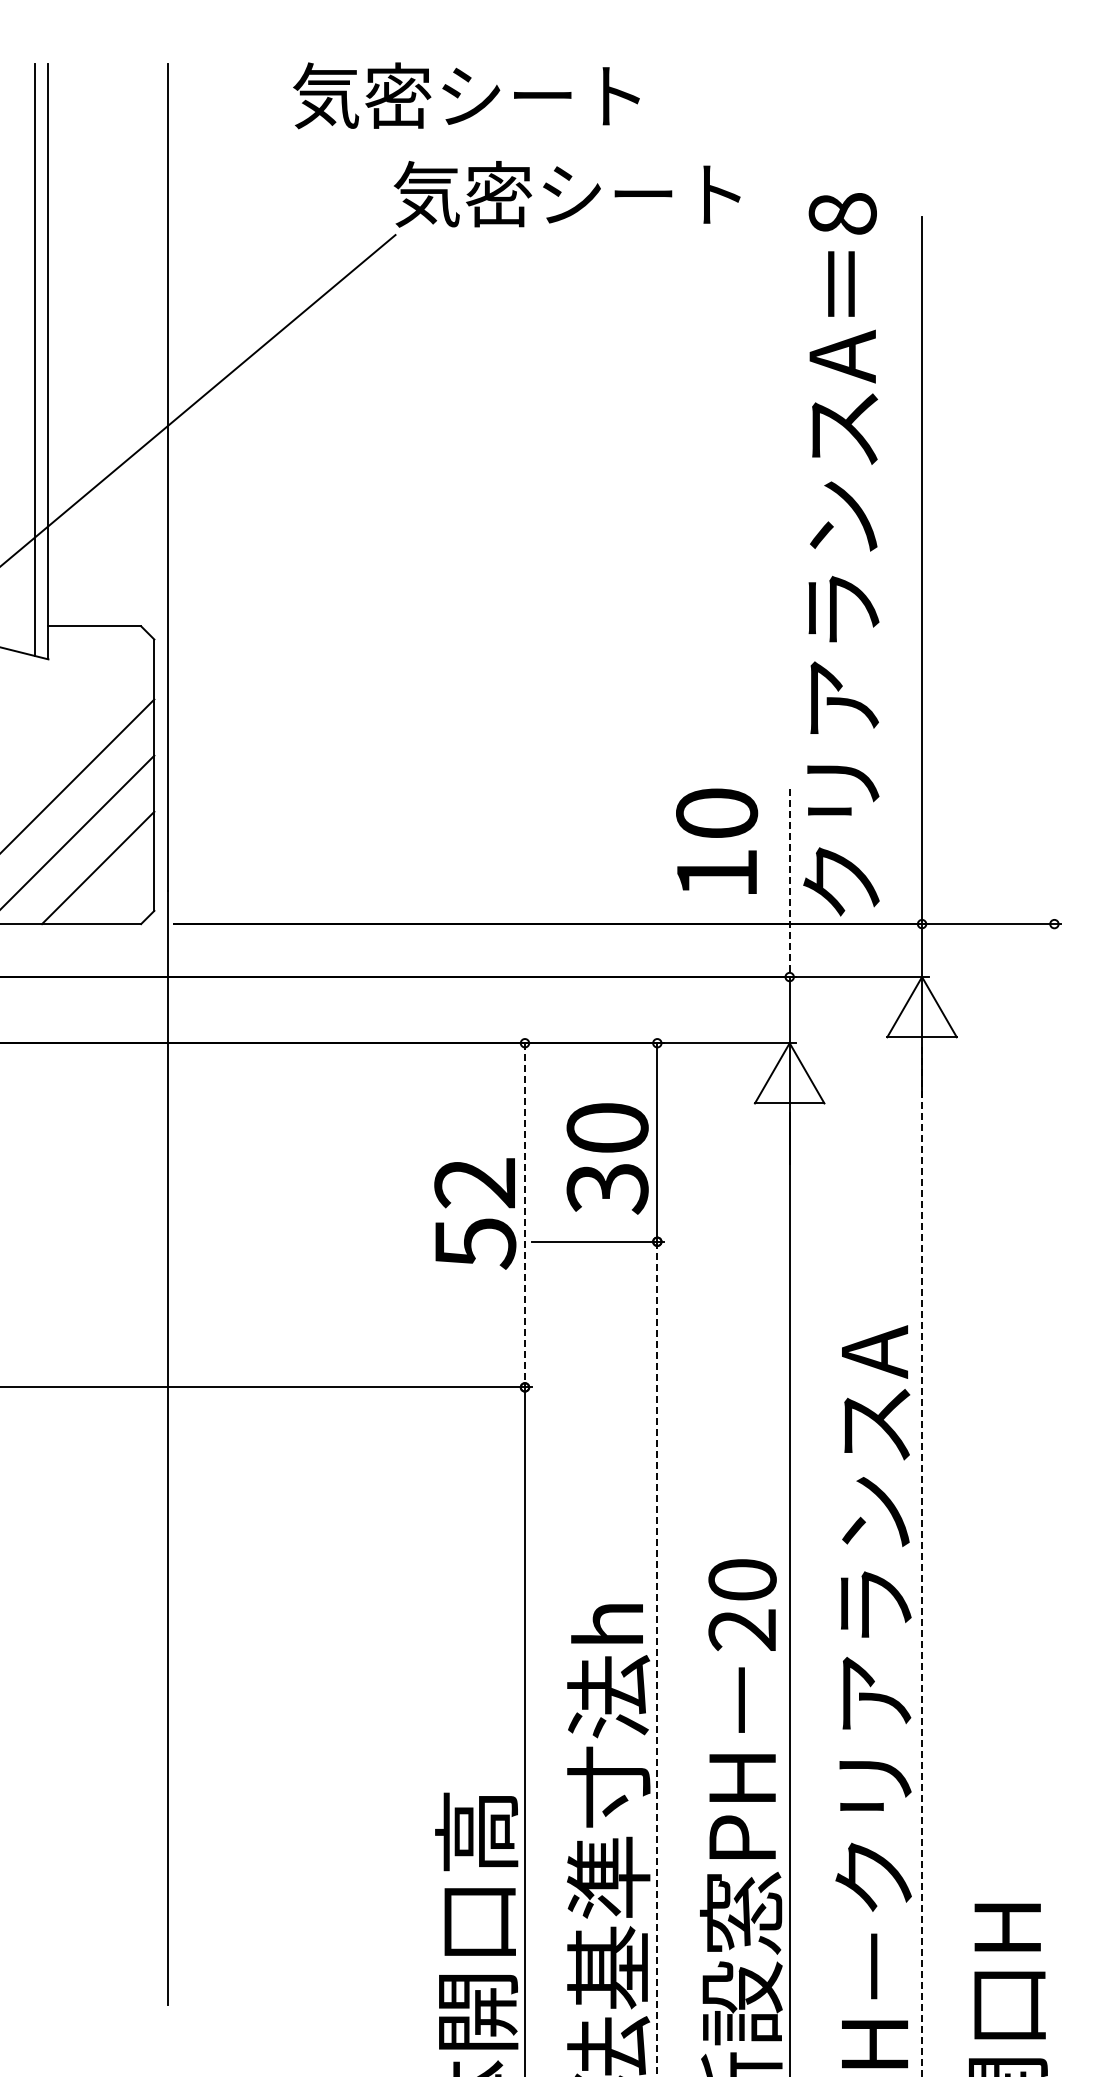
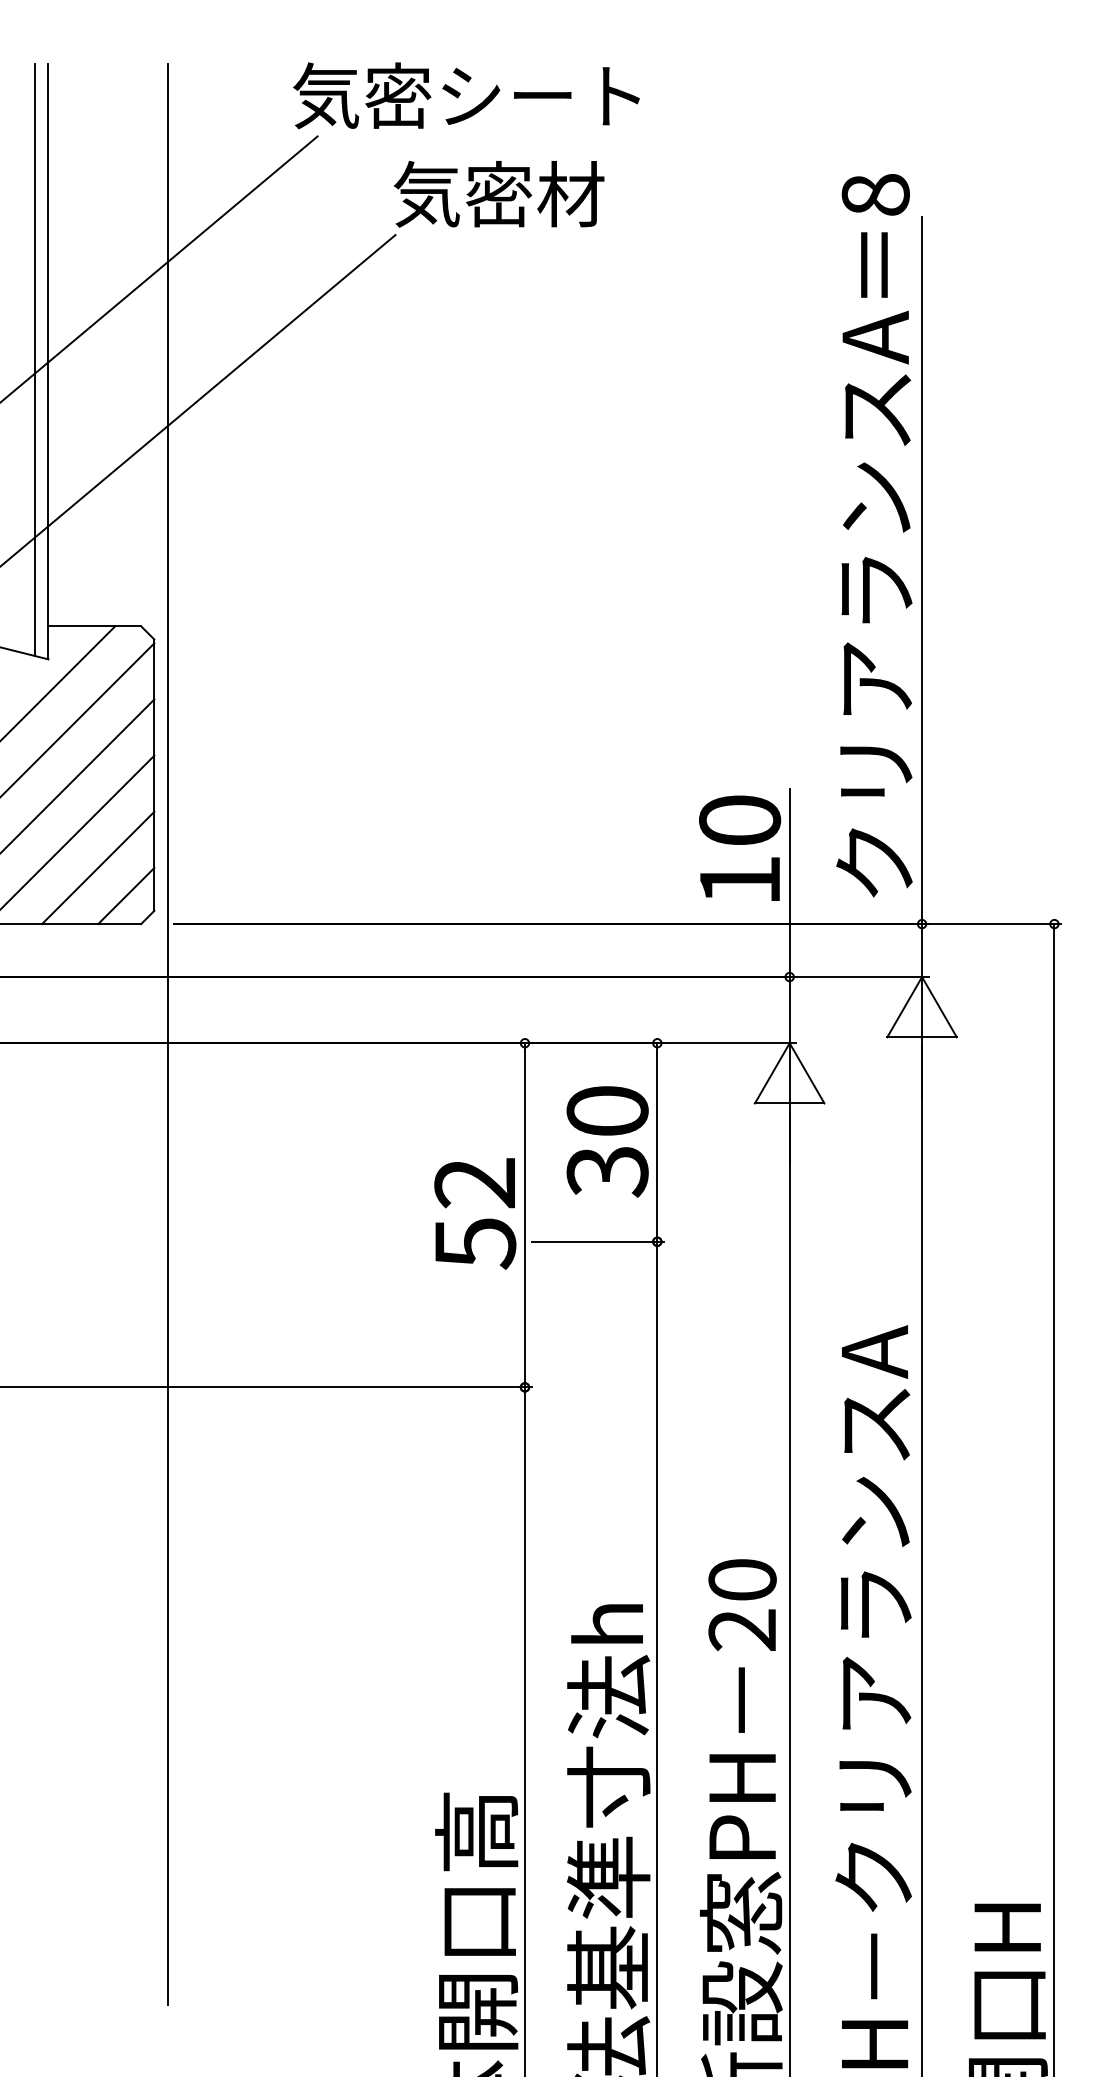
text: 気密シート -> 気密材 (638, 194)
line: none -> present (159, 268)
text position: (841, 554) -> (874, 535) (874, 535)
line: none -> present (58, 682)
line: none -> present (78, 719)
text position: (717, 840) -> (740, 847) (740, 847)
line: dashed -> solid (789, 883)
line: none -> present (126, 895)
text position: (607, 1158) -> (607, 1141) (607, 1141)
line: dashed -> solid (524, 1215)
line: none -> present (1054, 1498)
line: dashed -> solid (922, 1561)
line: dashed -> solid (657, 1659)
